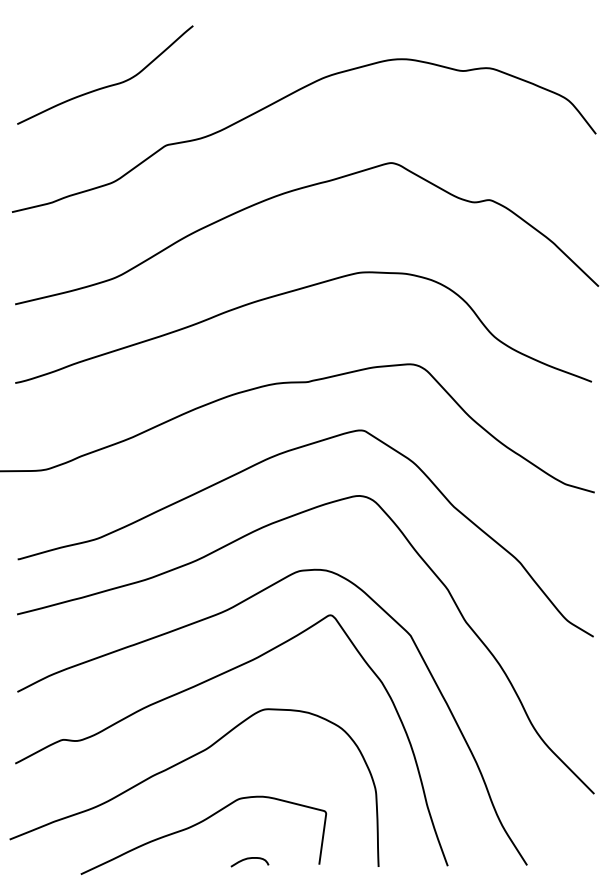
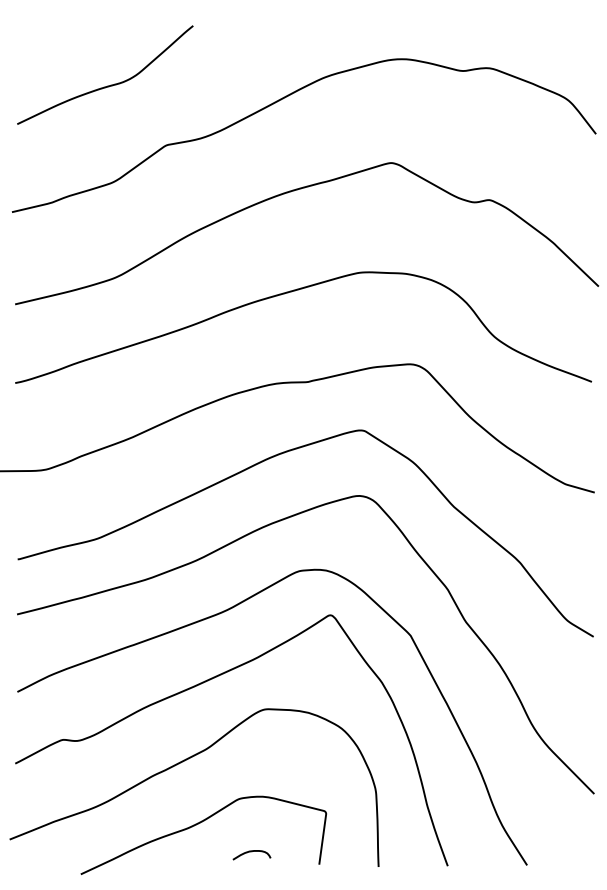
curve position: (249, 859) -> (251, 852) (251, 852)
